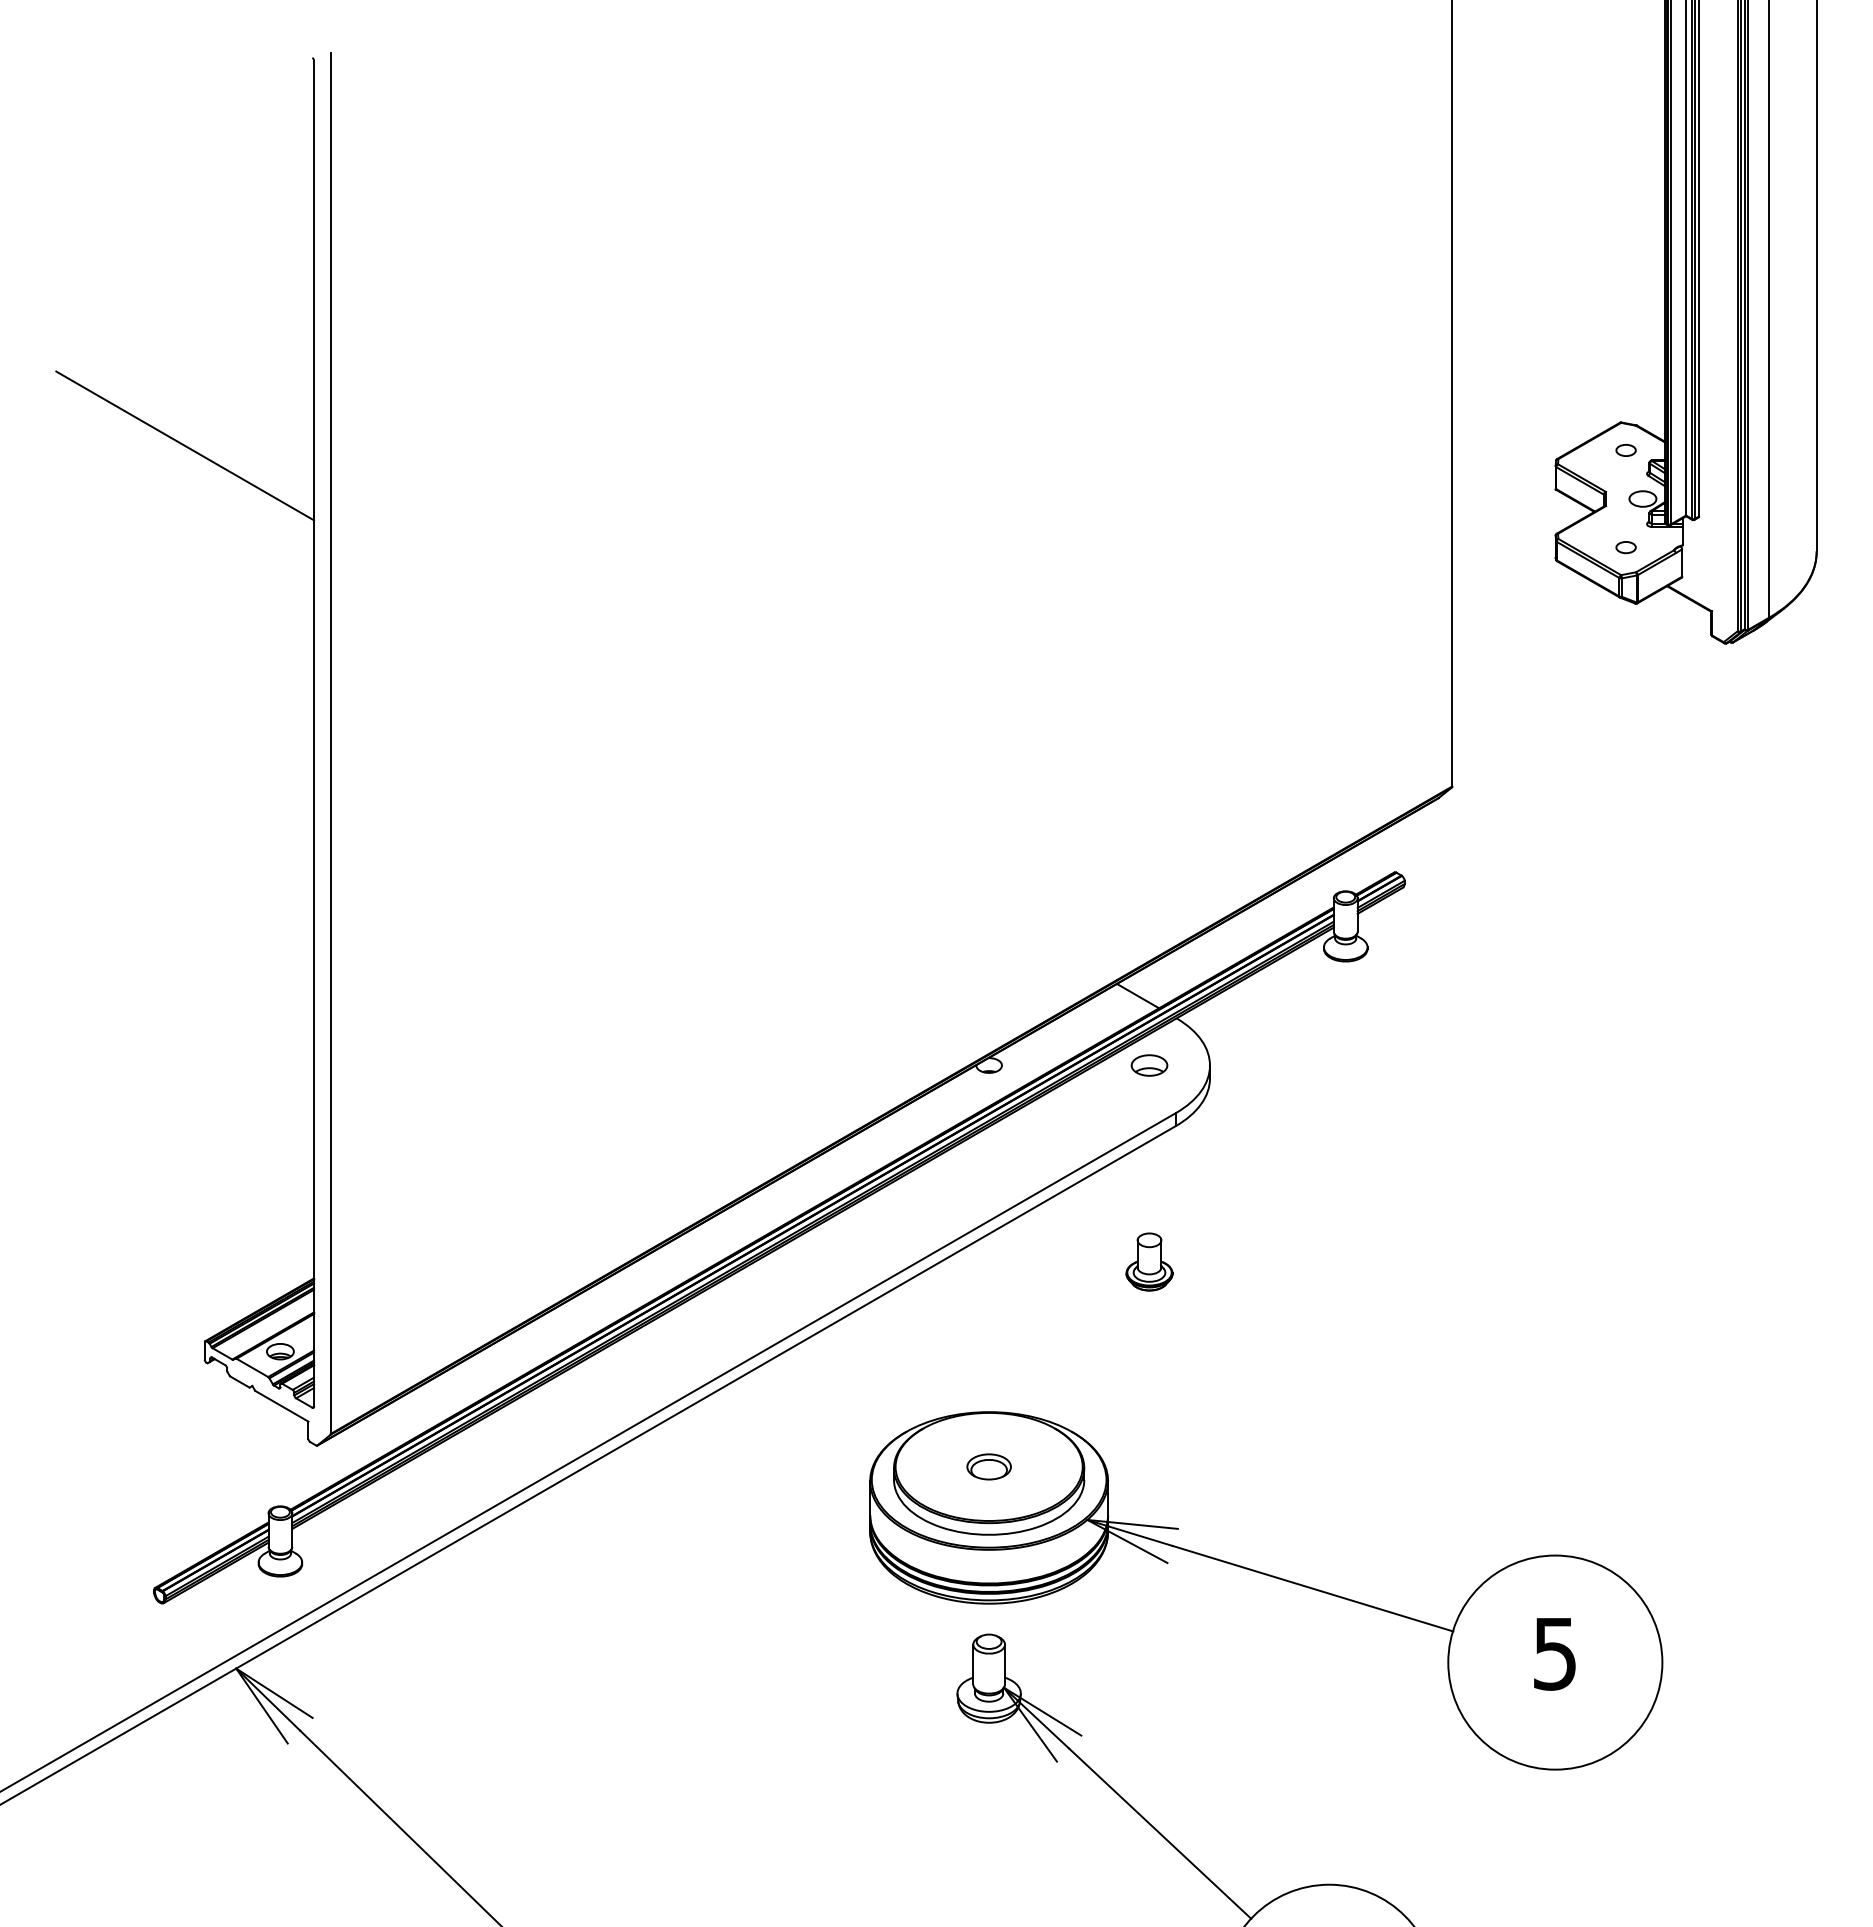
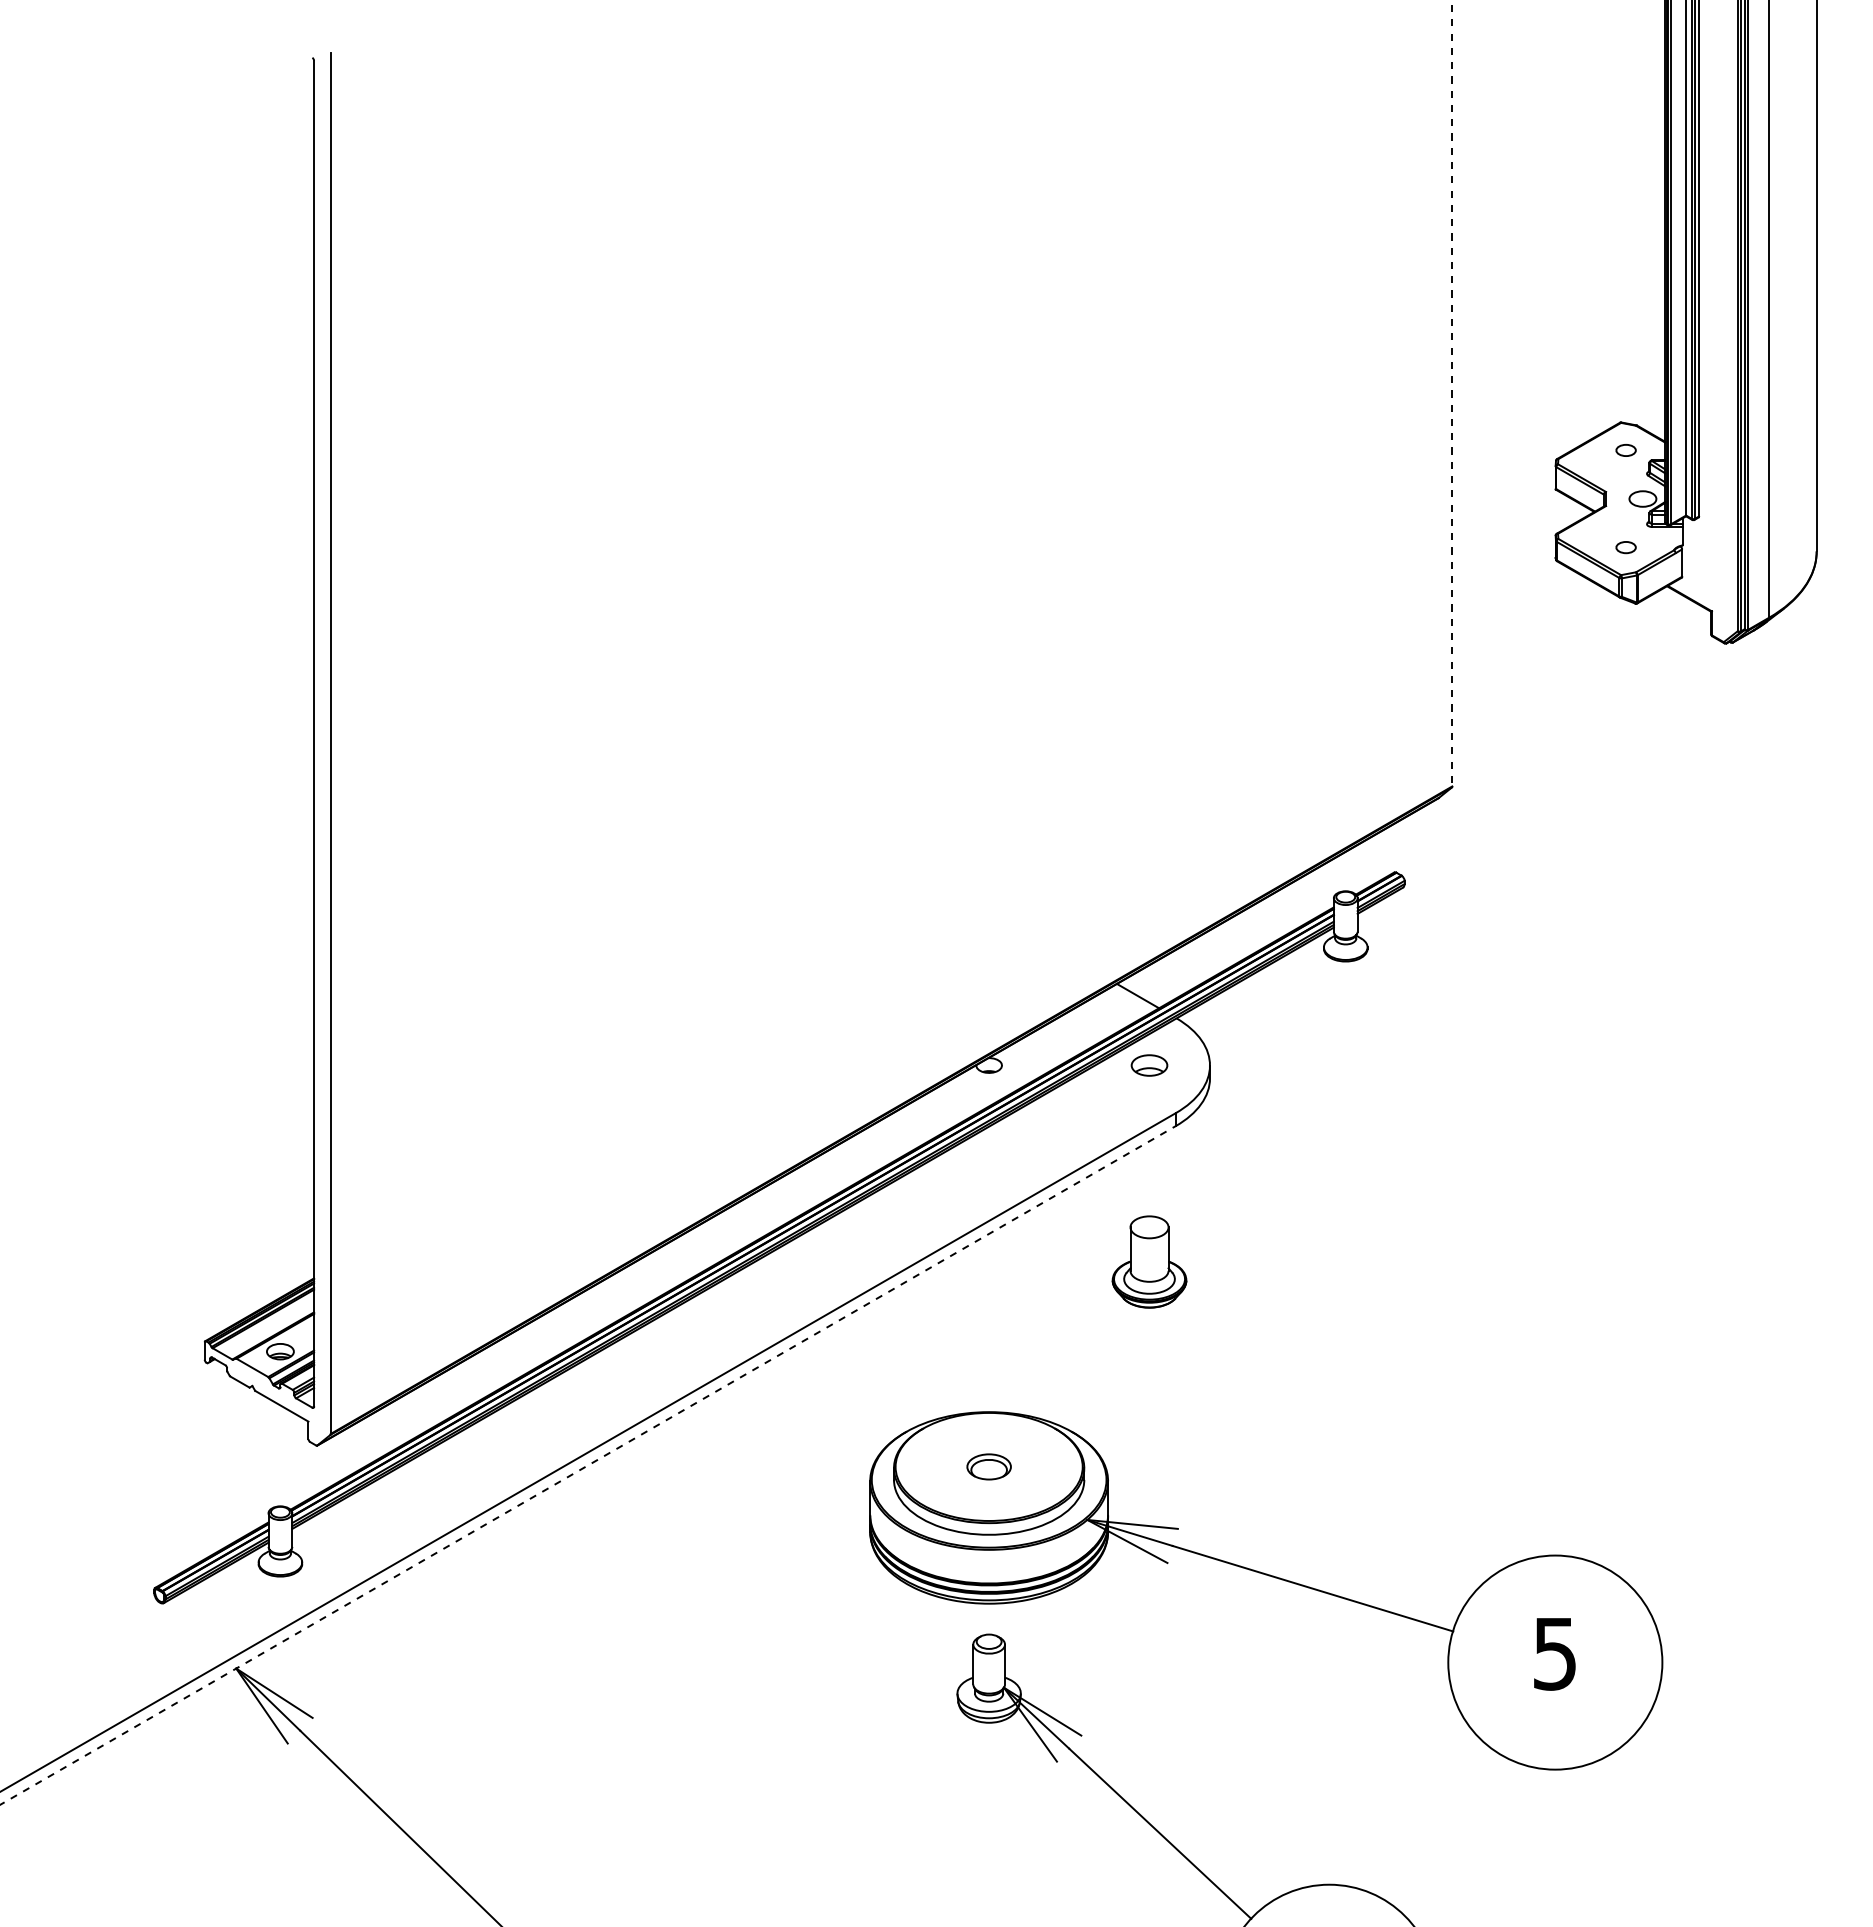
line: solid -> dashed (1452, 393)
line: present -> none (185, 445)
part size: 49x60 px -> 77x94 px (1149, 1261)
line: solid -> dashed (588, 1465)
